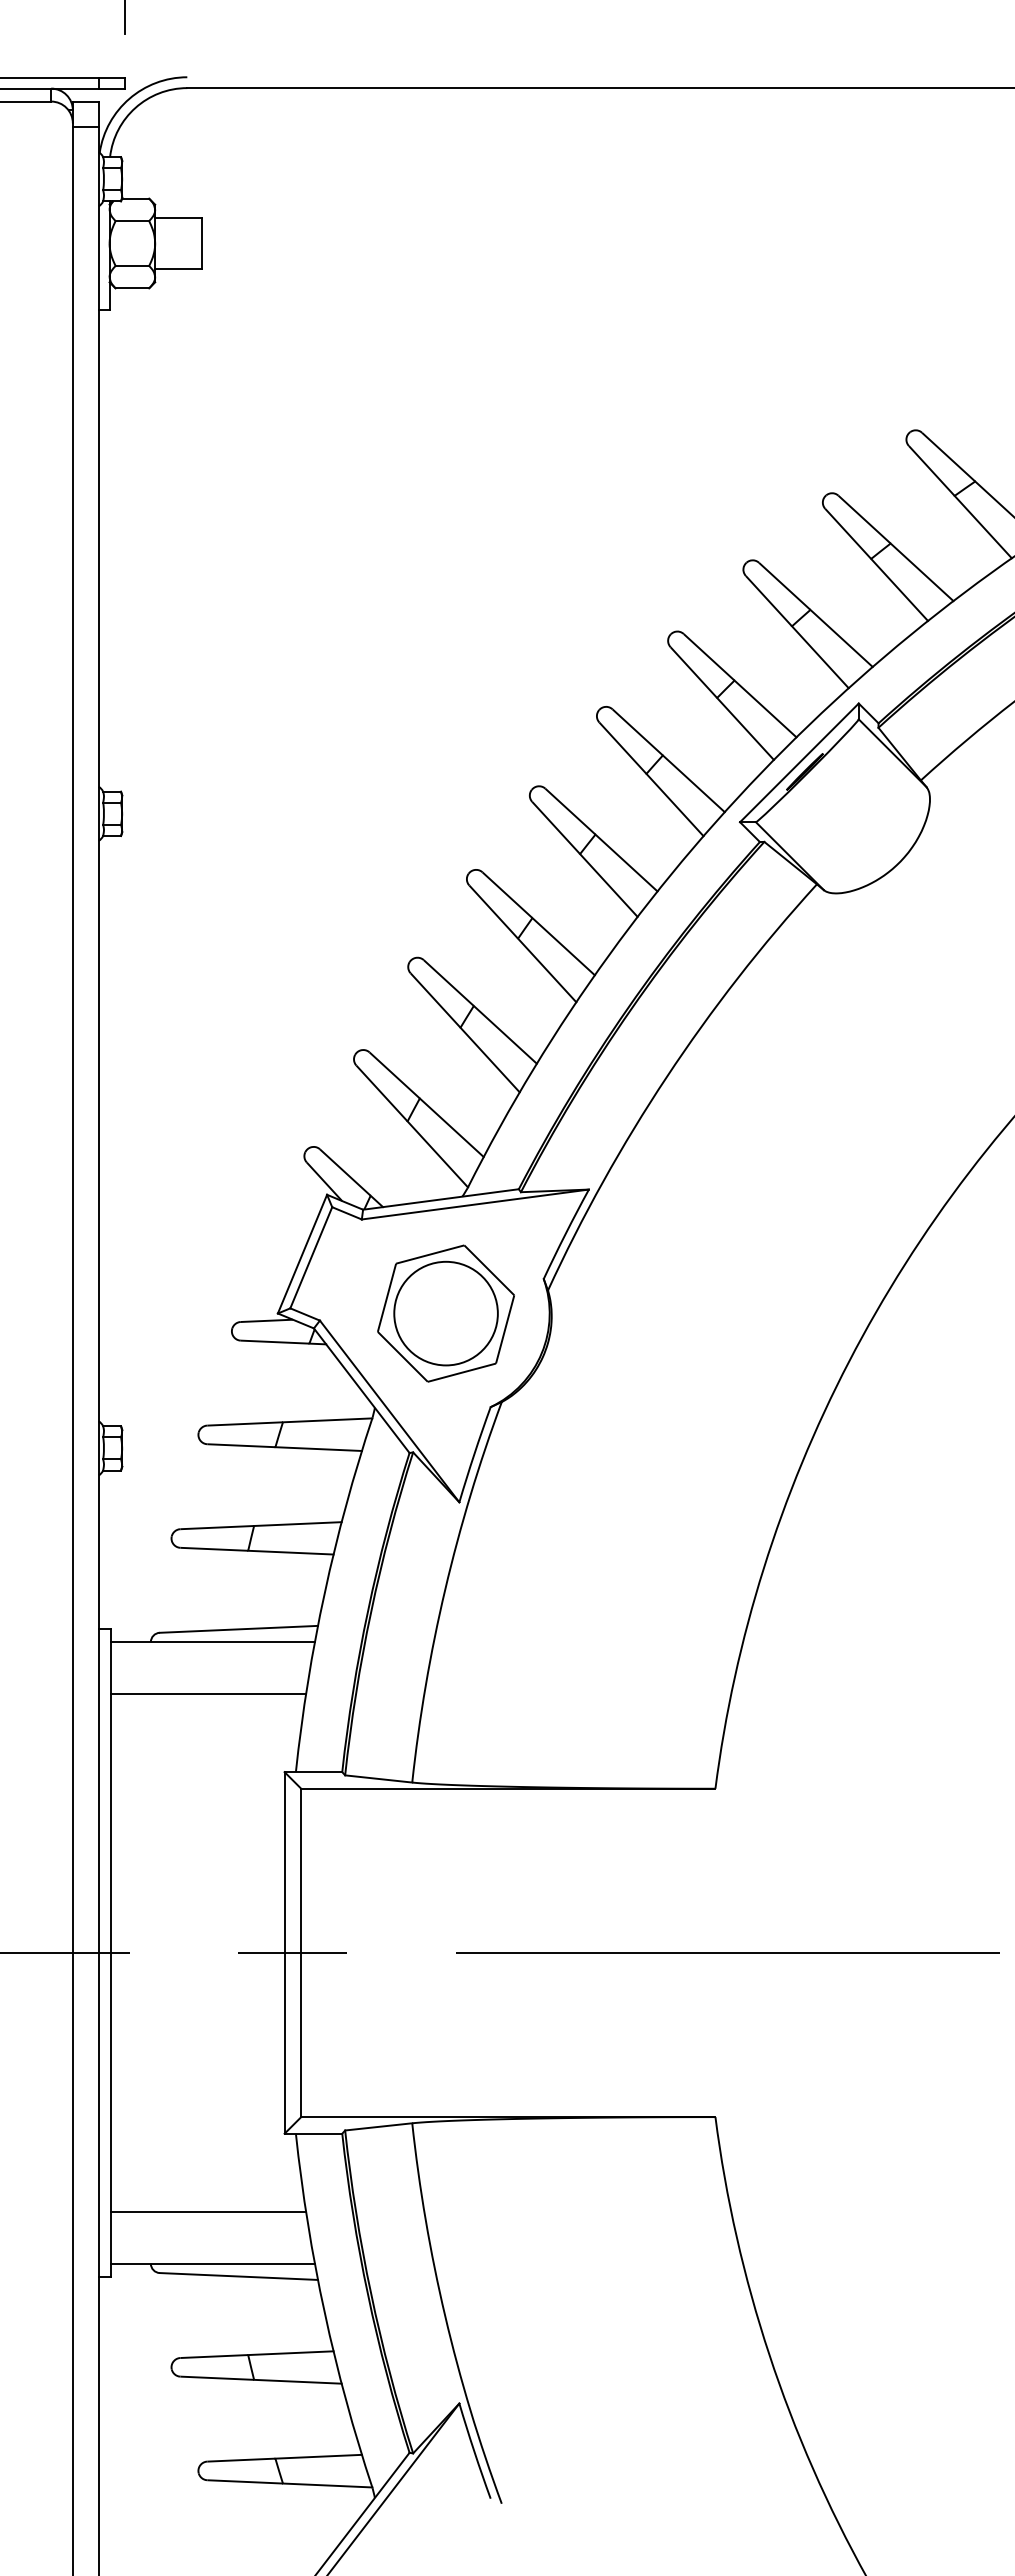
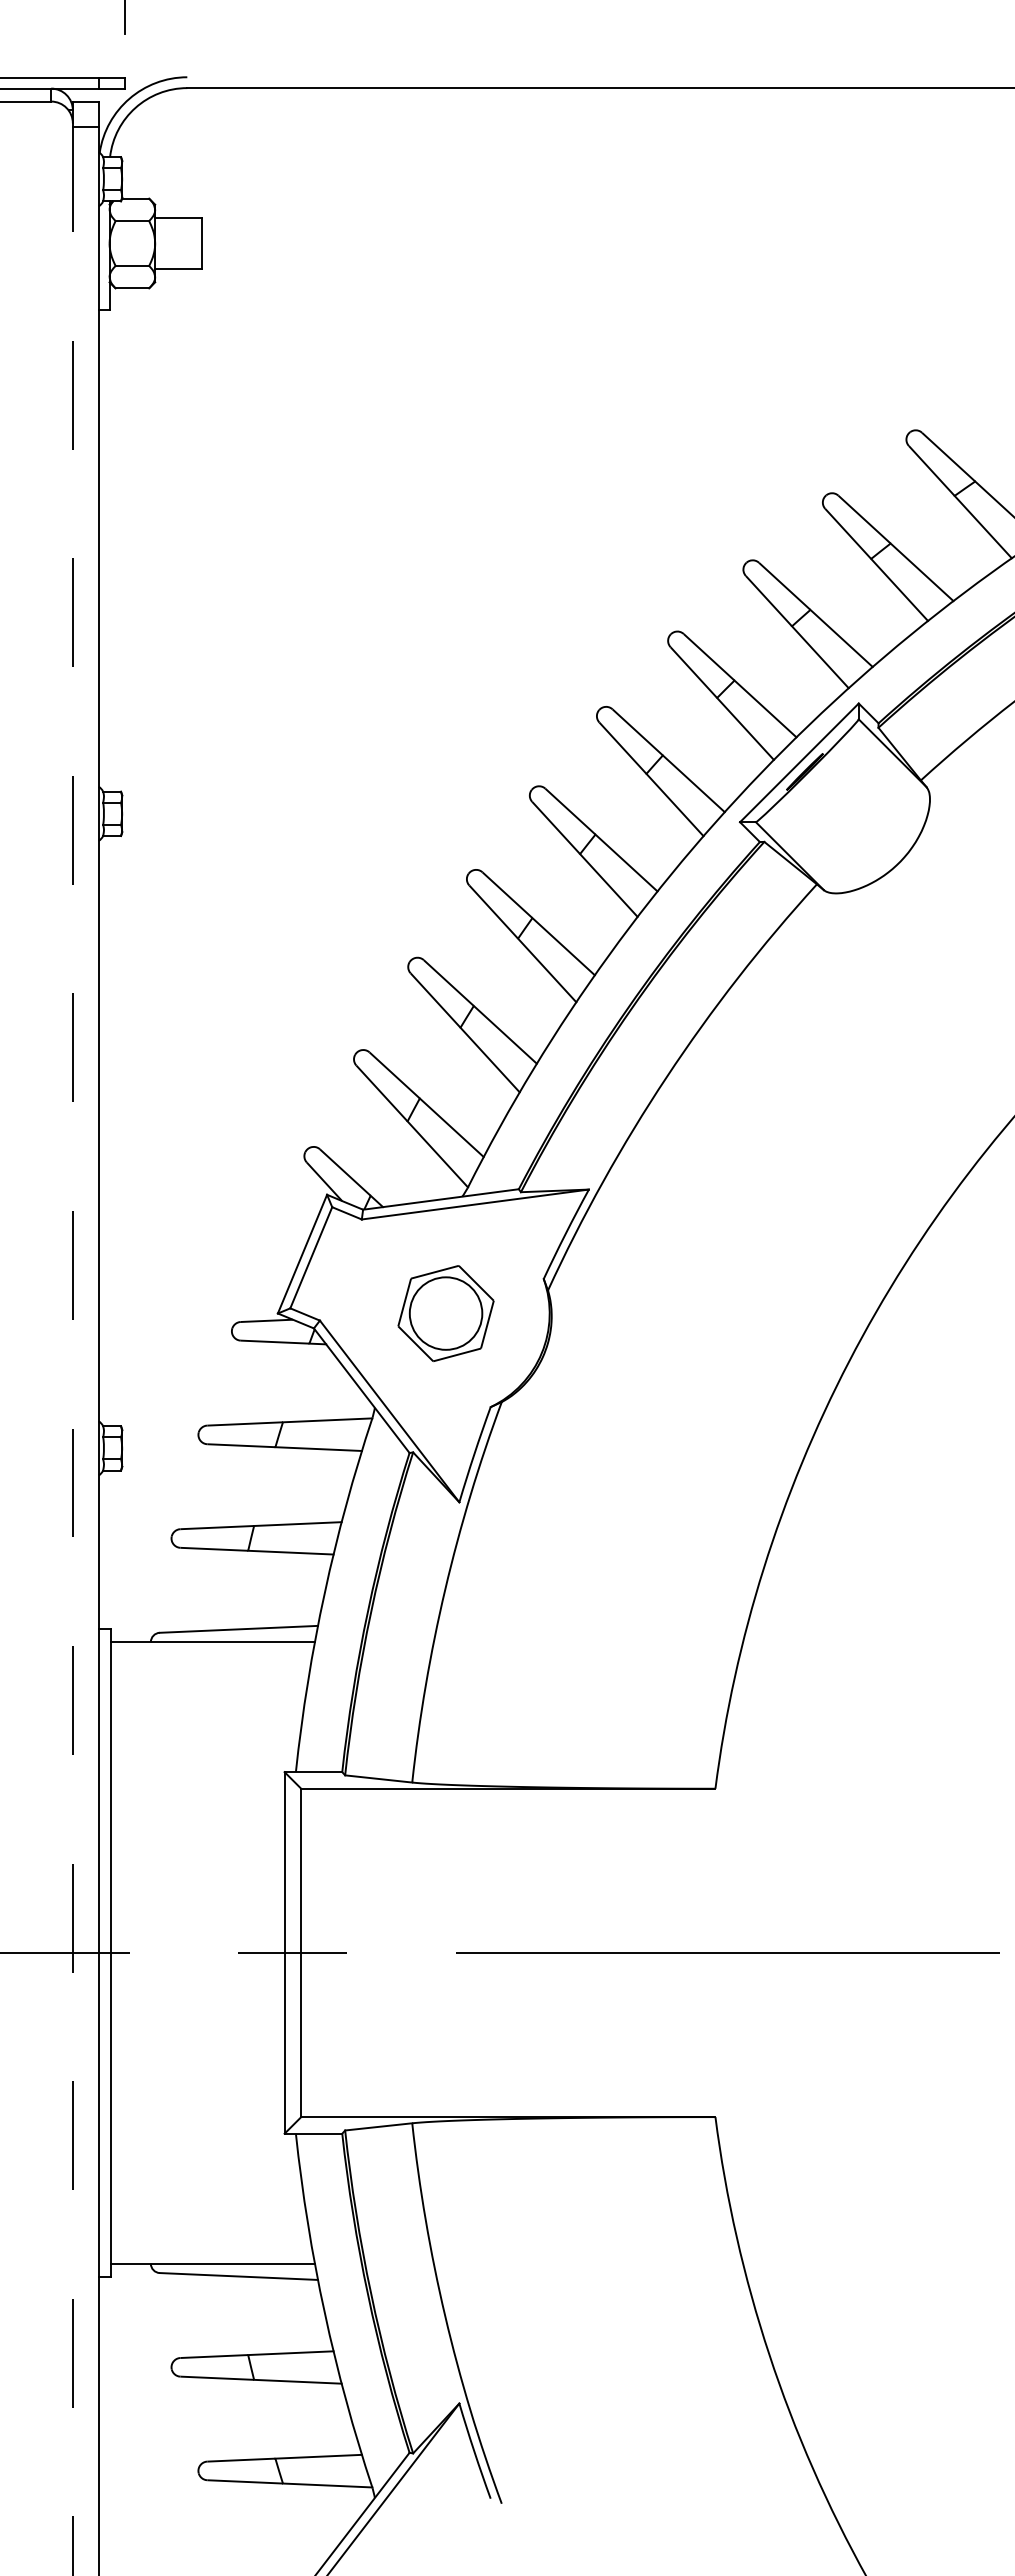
part size: 138x139 px -> 98x97 px (445, 1313)
line: solid -> dashed (72, 1349)
line: present -> none (208, 1693)
line: present -> none (208, 2211)
